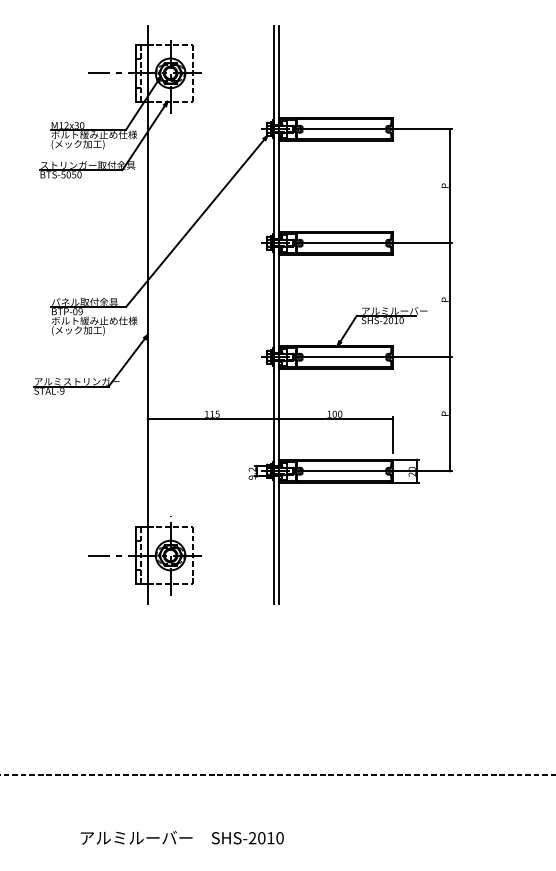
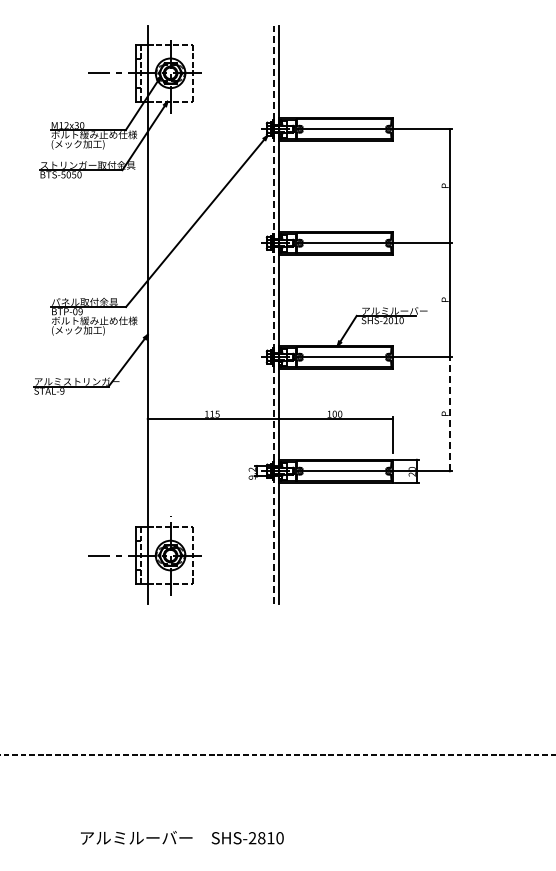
line: solid -> dashed (274, 315)
line: solid -> dashed (449, 414)
line position: (277, 774) -> (277, 754) (277, 754)
text: SHS-2010 -> SHS-2810 (261, 838)
